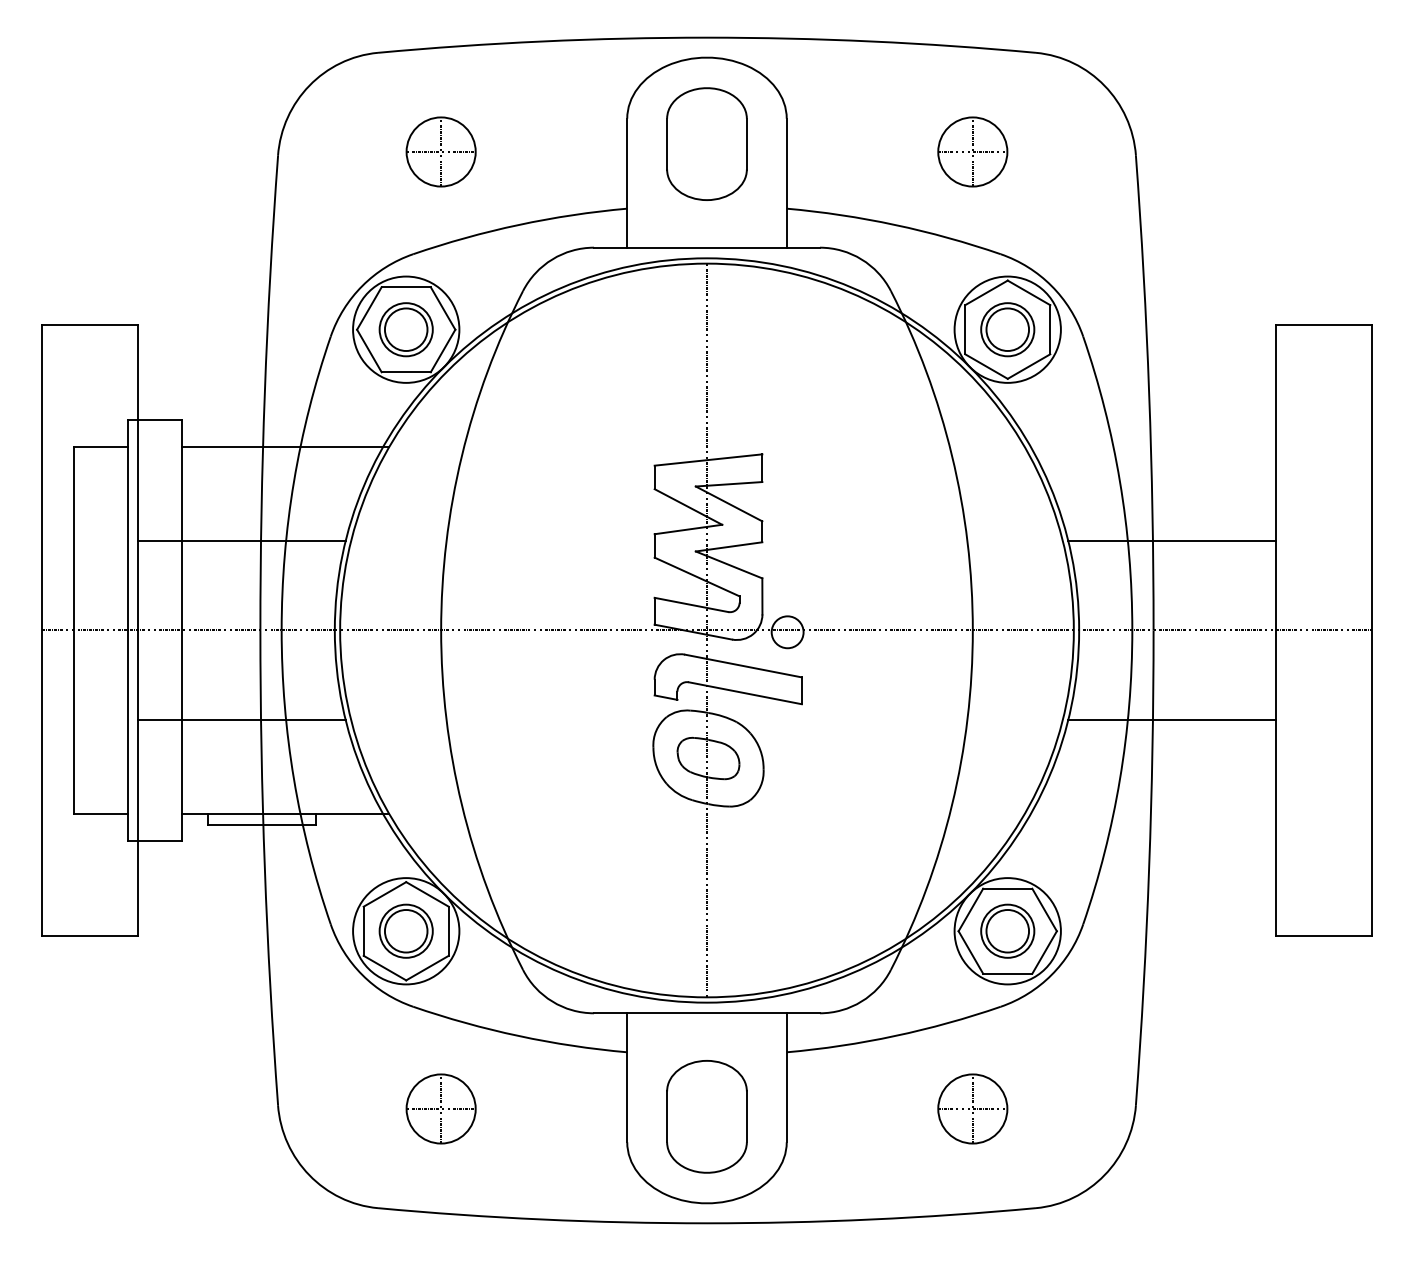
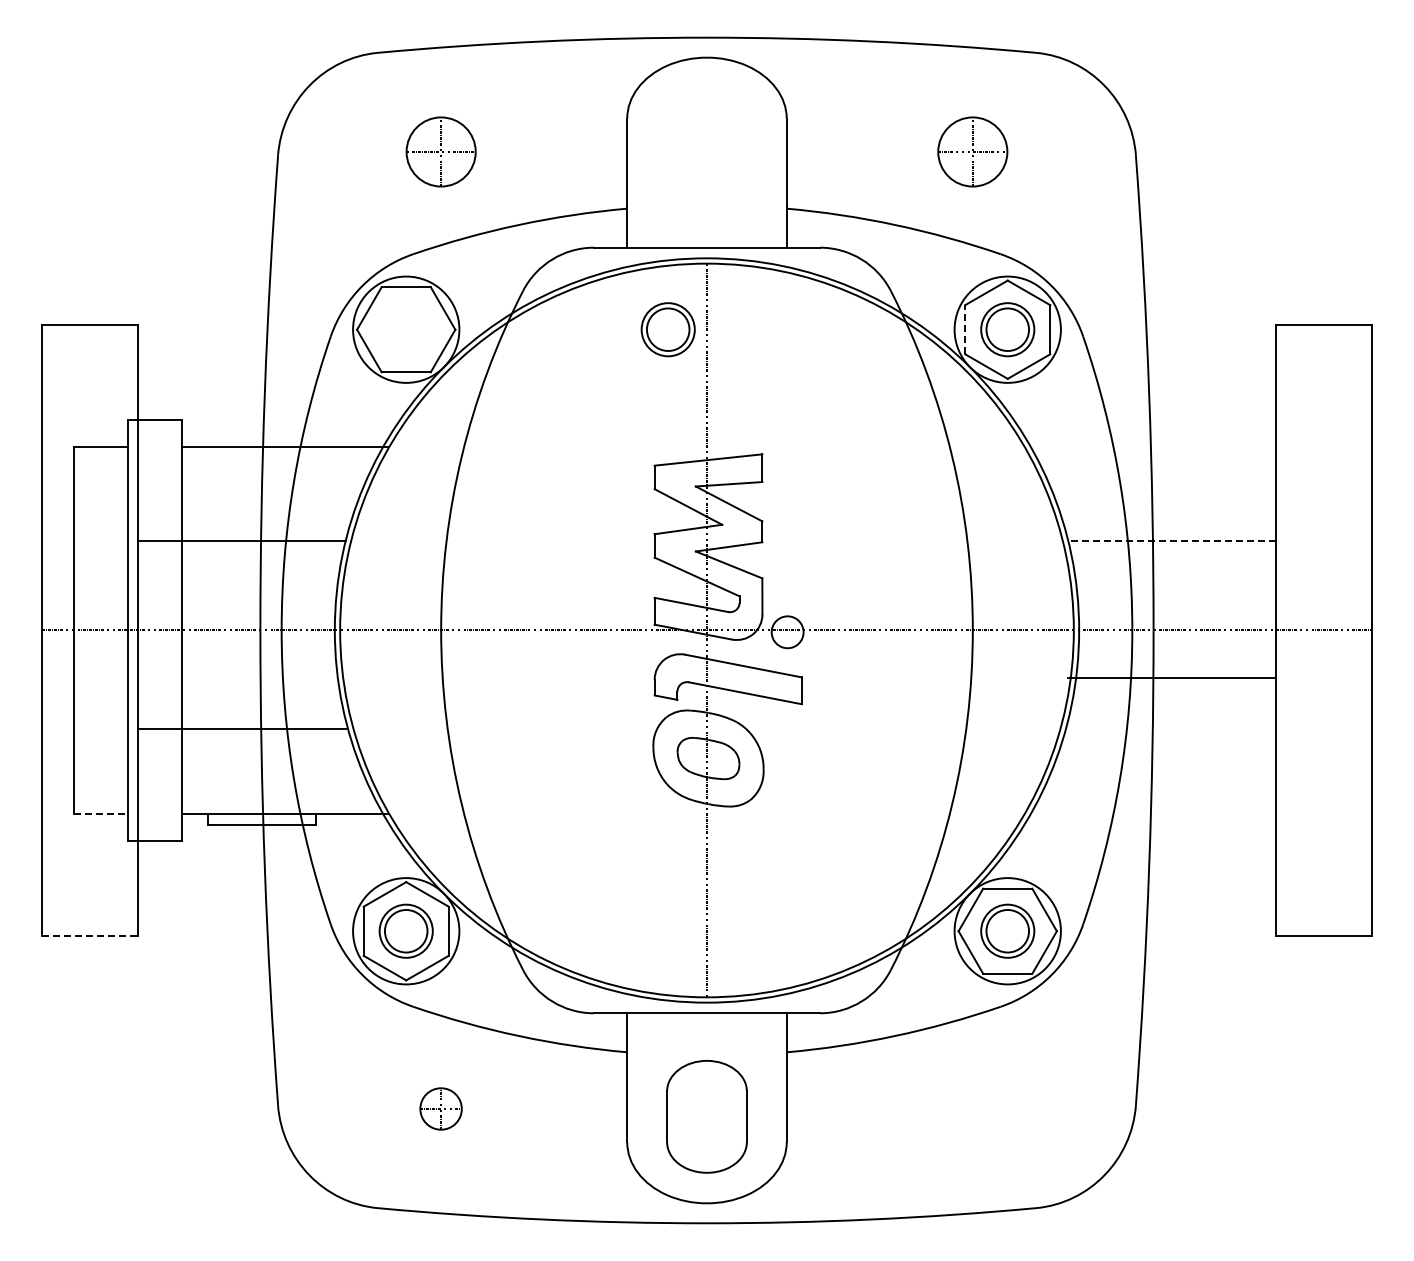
part: present -> none (706, 143)
part position: (405, 329) -> (667, 329) (667, 329)
line: solid -> dashed (965, 329)
line: solid -> dashed (1172, 541)
line position: (241, 719) -> (241, 728) (241, 728)
line position: (1171, 719) -> (1171, 677) (1171, 677)
line: solid -> dashed (101, 813)
line: solid -> dashed (90, 936)
part size: 72x72 px -> 44x44 px (440, 1108)
part: present -> none (972, 1108)
